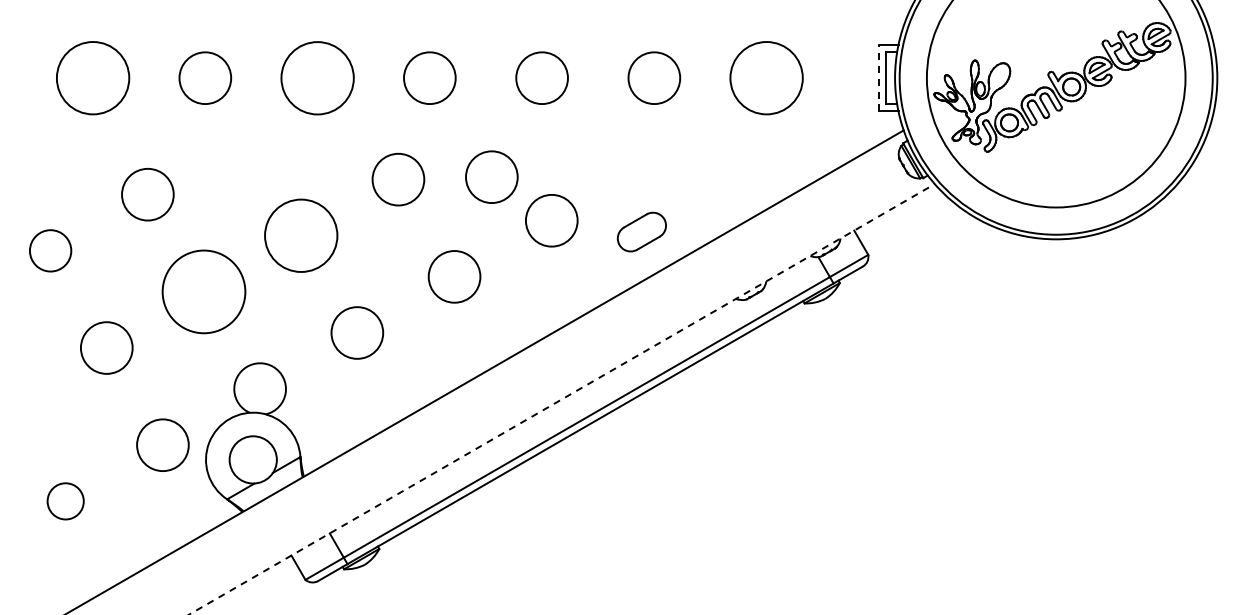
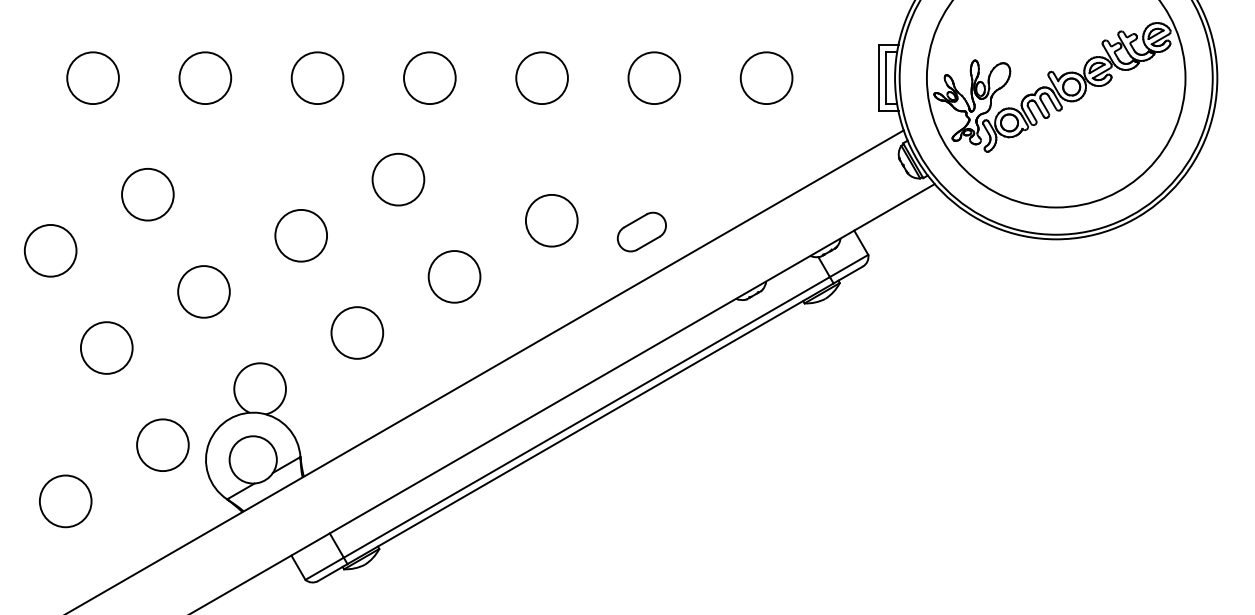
line: dashed -> solid (878, 77)
circle diameter: 72 px -> 52 px (92, 78)
circle size: 75x75 px -> 55x54 px (317, 77)
circle diameter: 72 px -> 52 px (766, 78)
circle: present -> none (491, 176)
circle diameter: 72 px -> 52 px (301, 235)
circle size: 44x44 px -> 55x54 px (50, 250)
circle diameter: 83 px -> 52 px (203, 291)
line: dashed -> solid (562, 399)
circle diameter: 36 px -> 52 px (65, 501)
